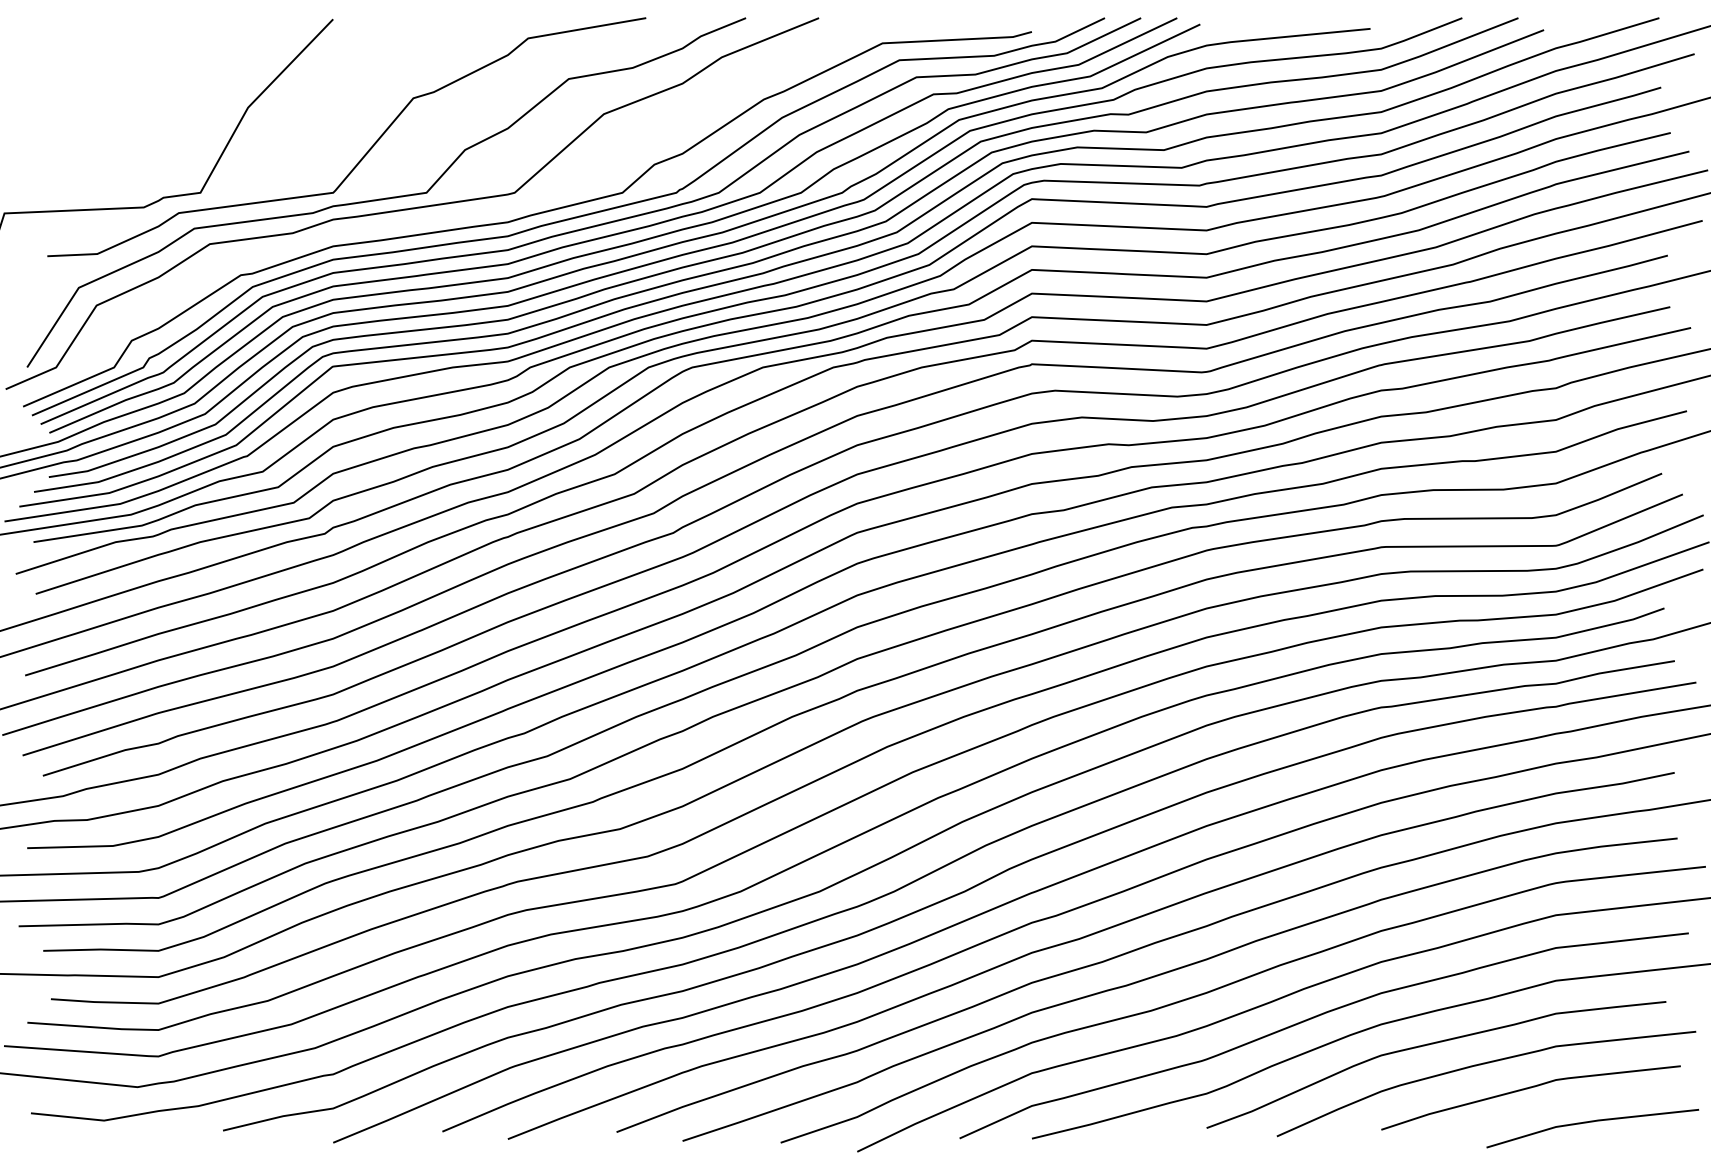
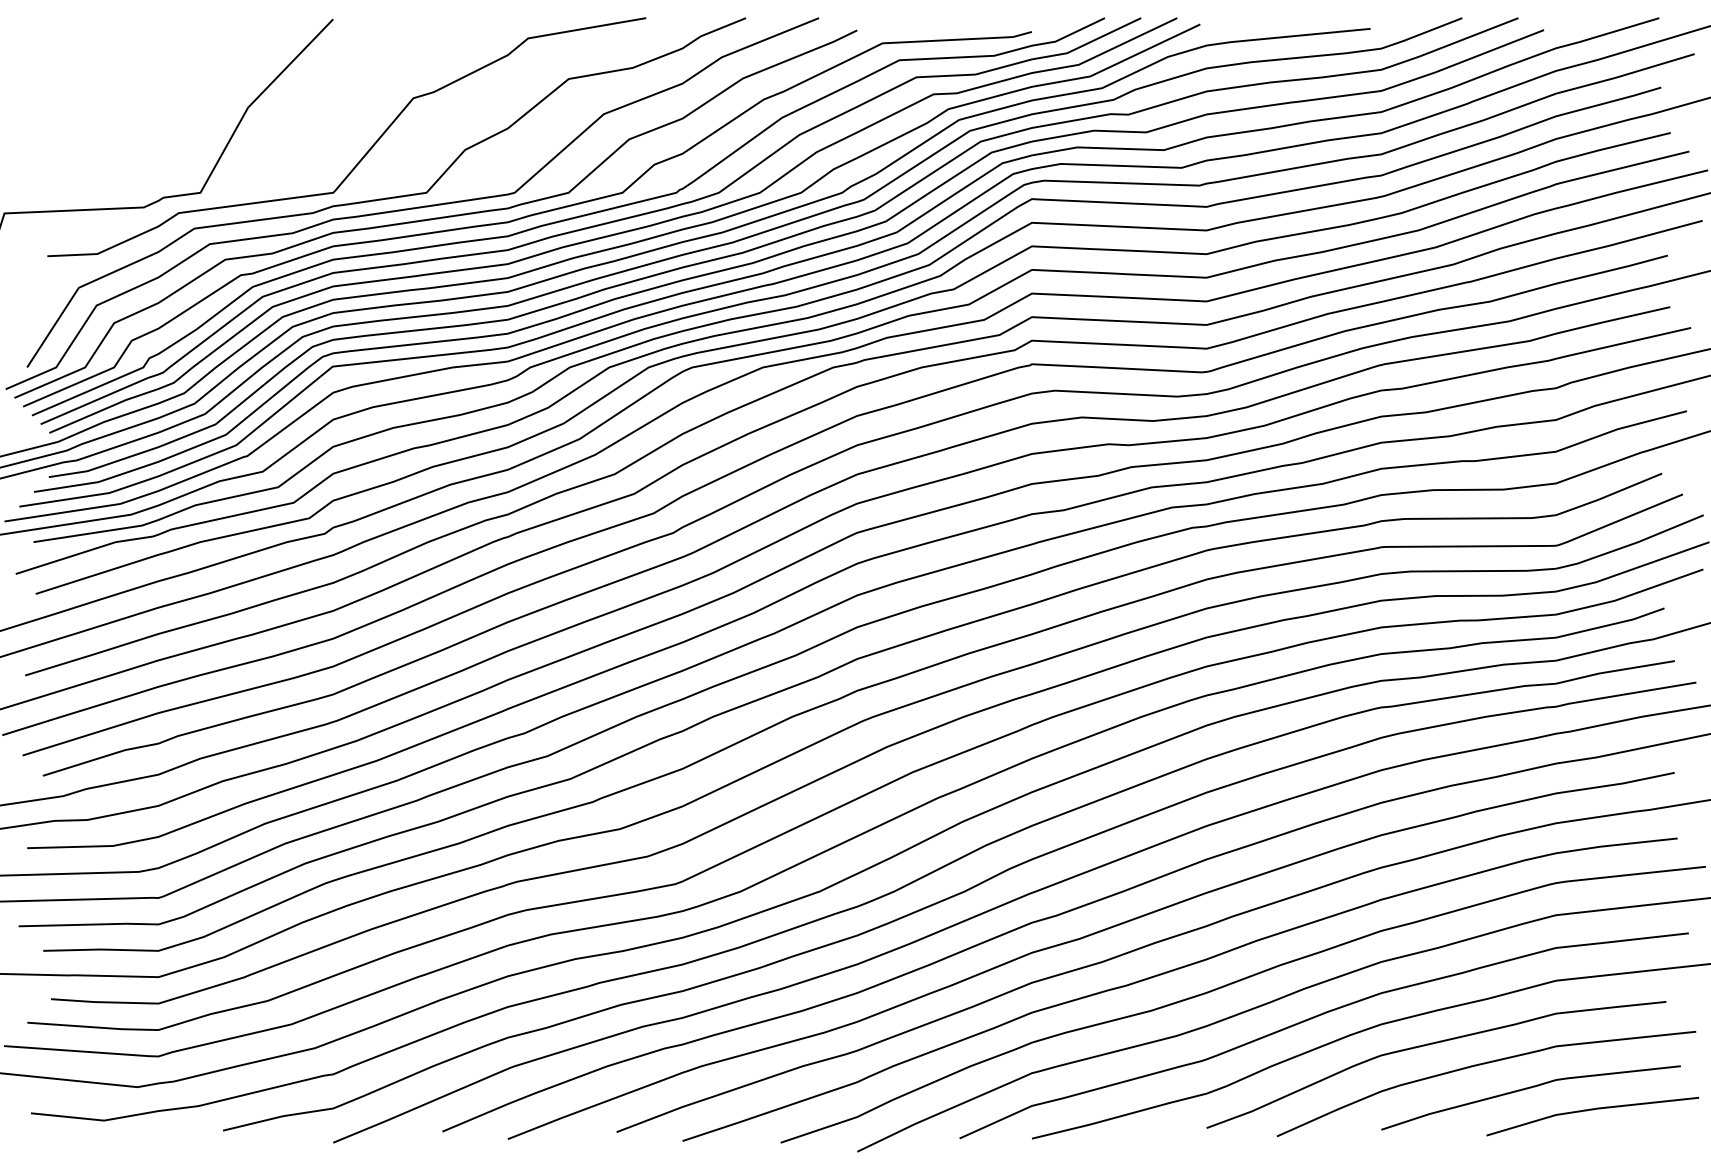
curve: none -> present (435, 217)
line position: (1592, 1122) -> (1592, 1110) (1592, 1110)
